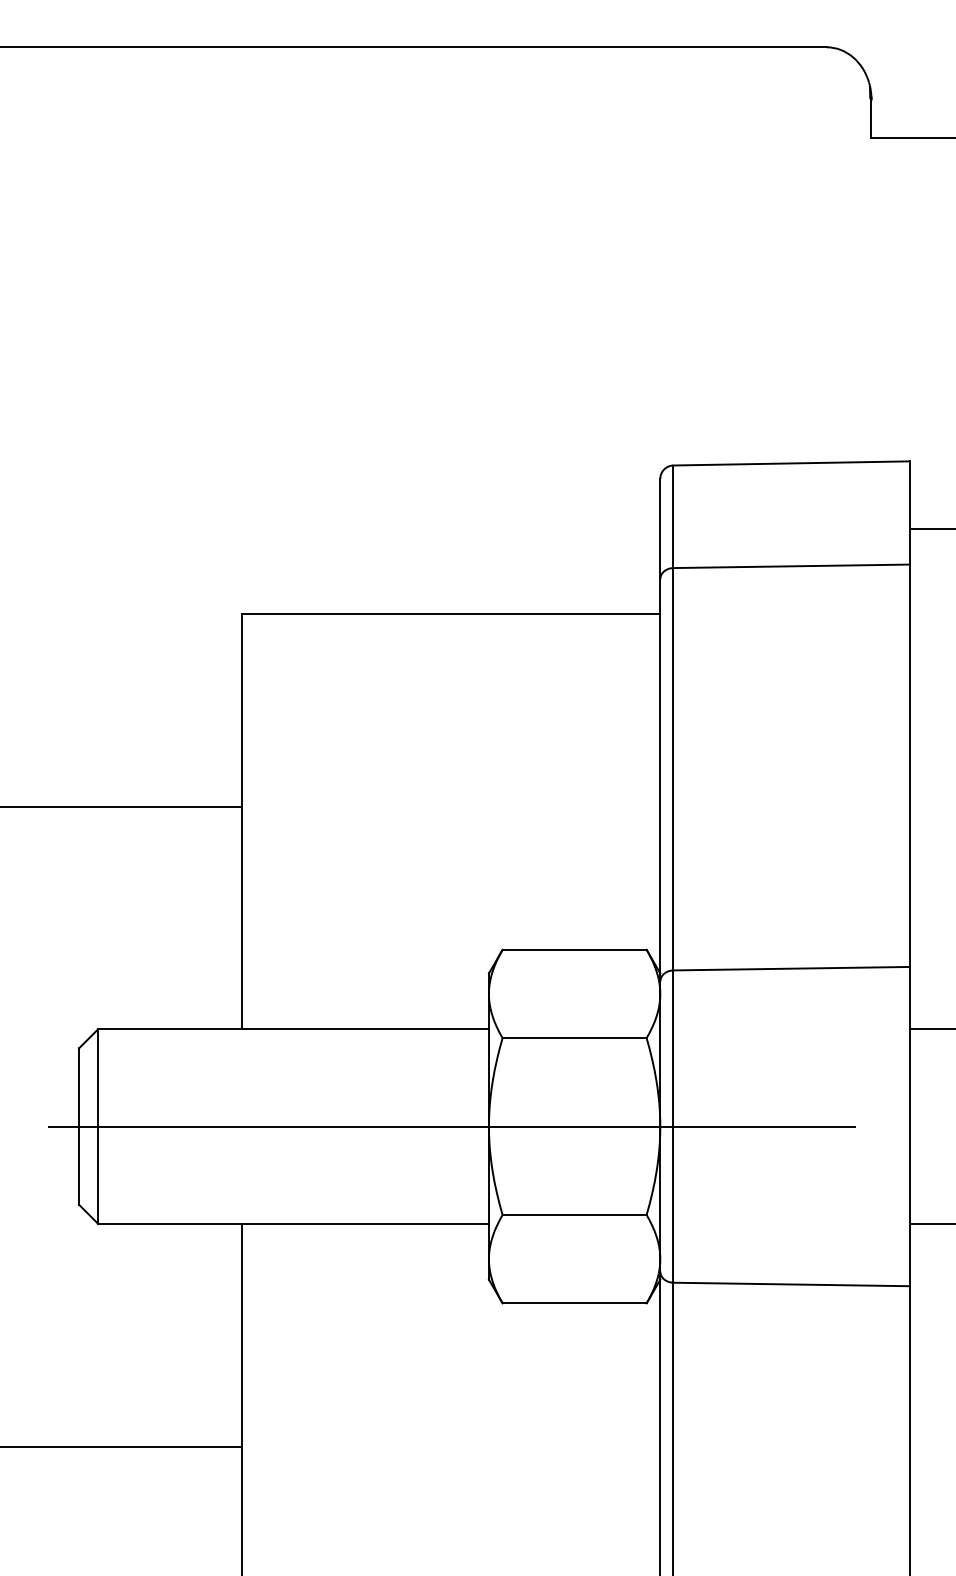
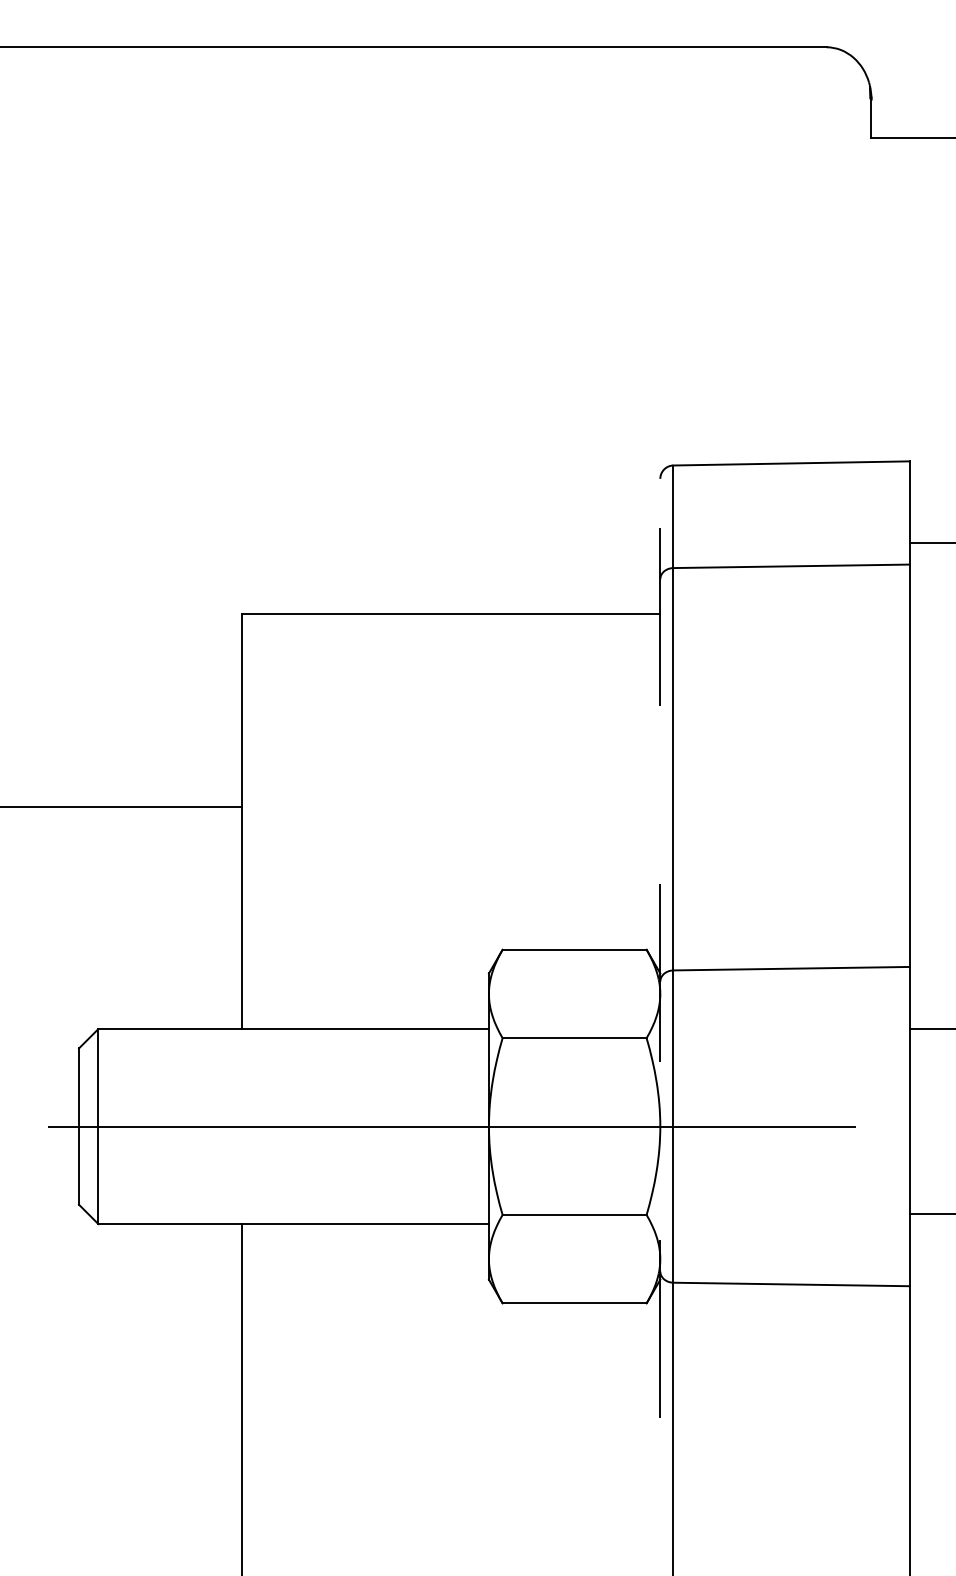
line position: (930, 528) -> (930, 542) (930, 542)
line: solid -> dashed (660, 1026)
line position: (930, 1224) -> (930, 1214) (930, 1214)
line: present -> none (121, 1446)
